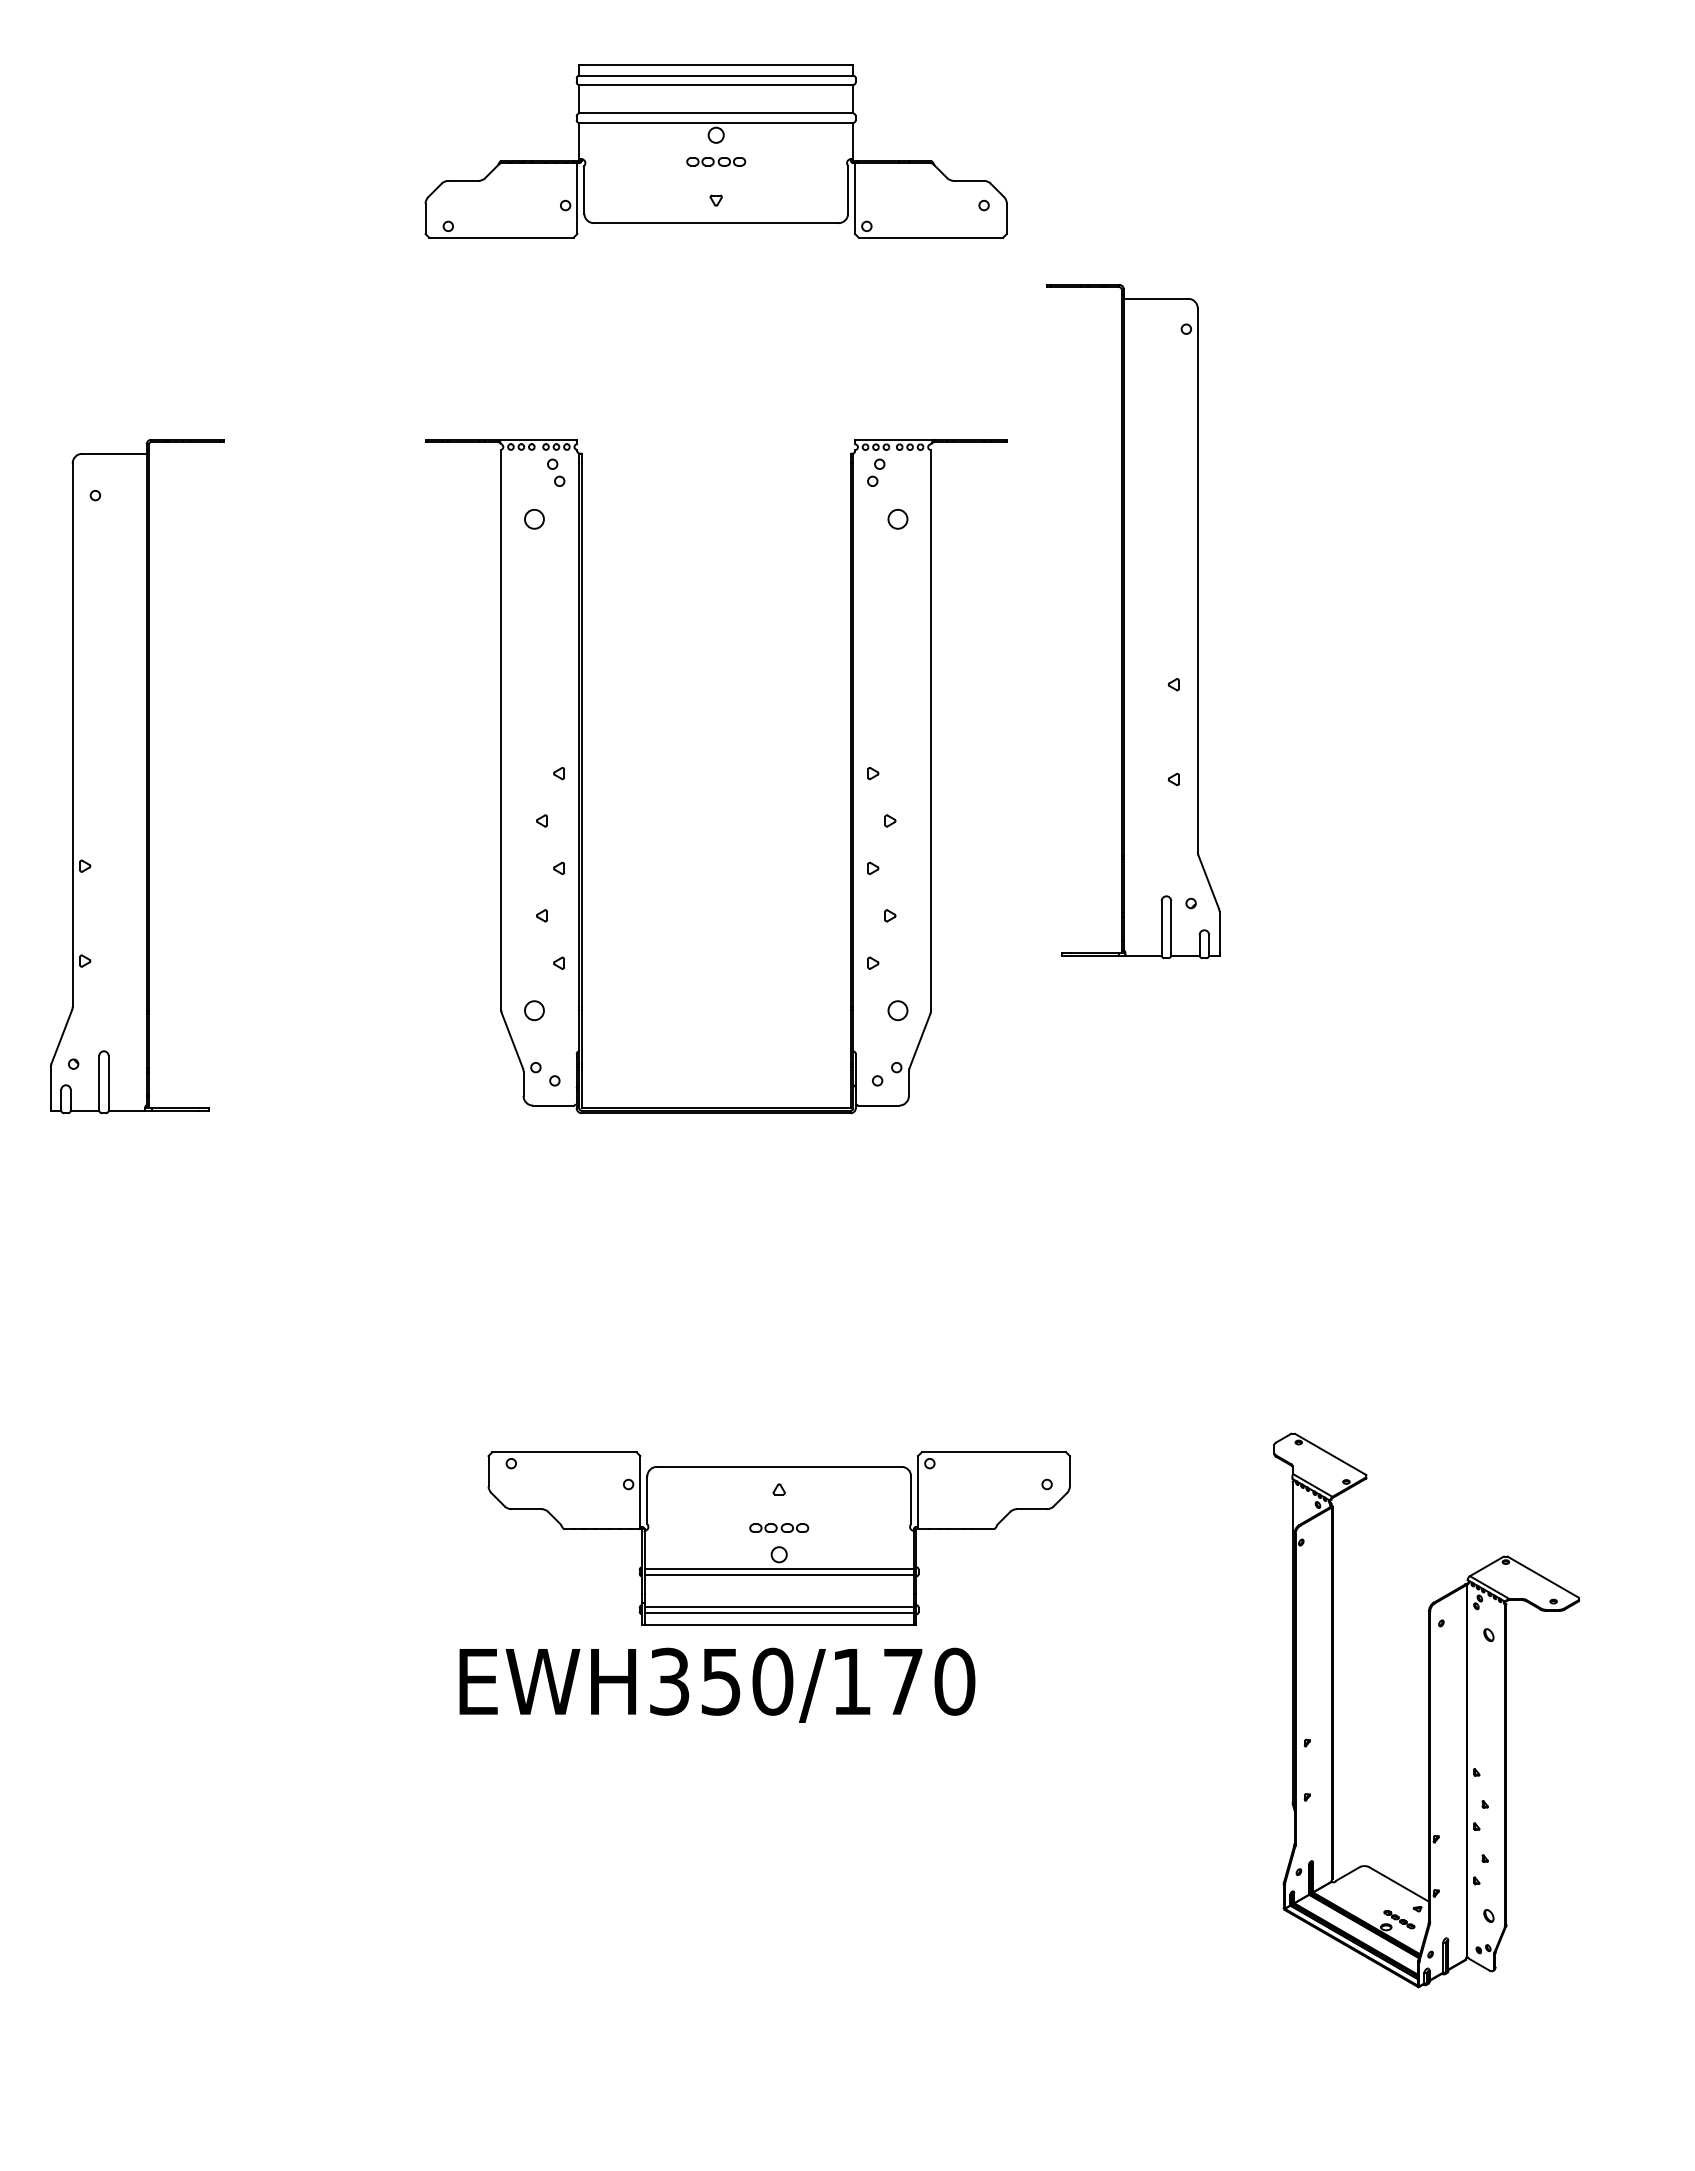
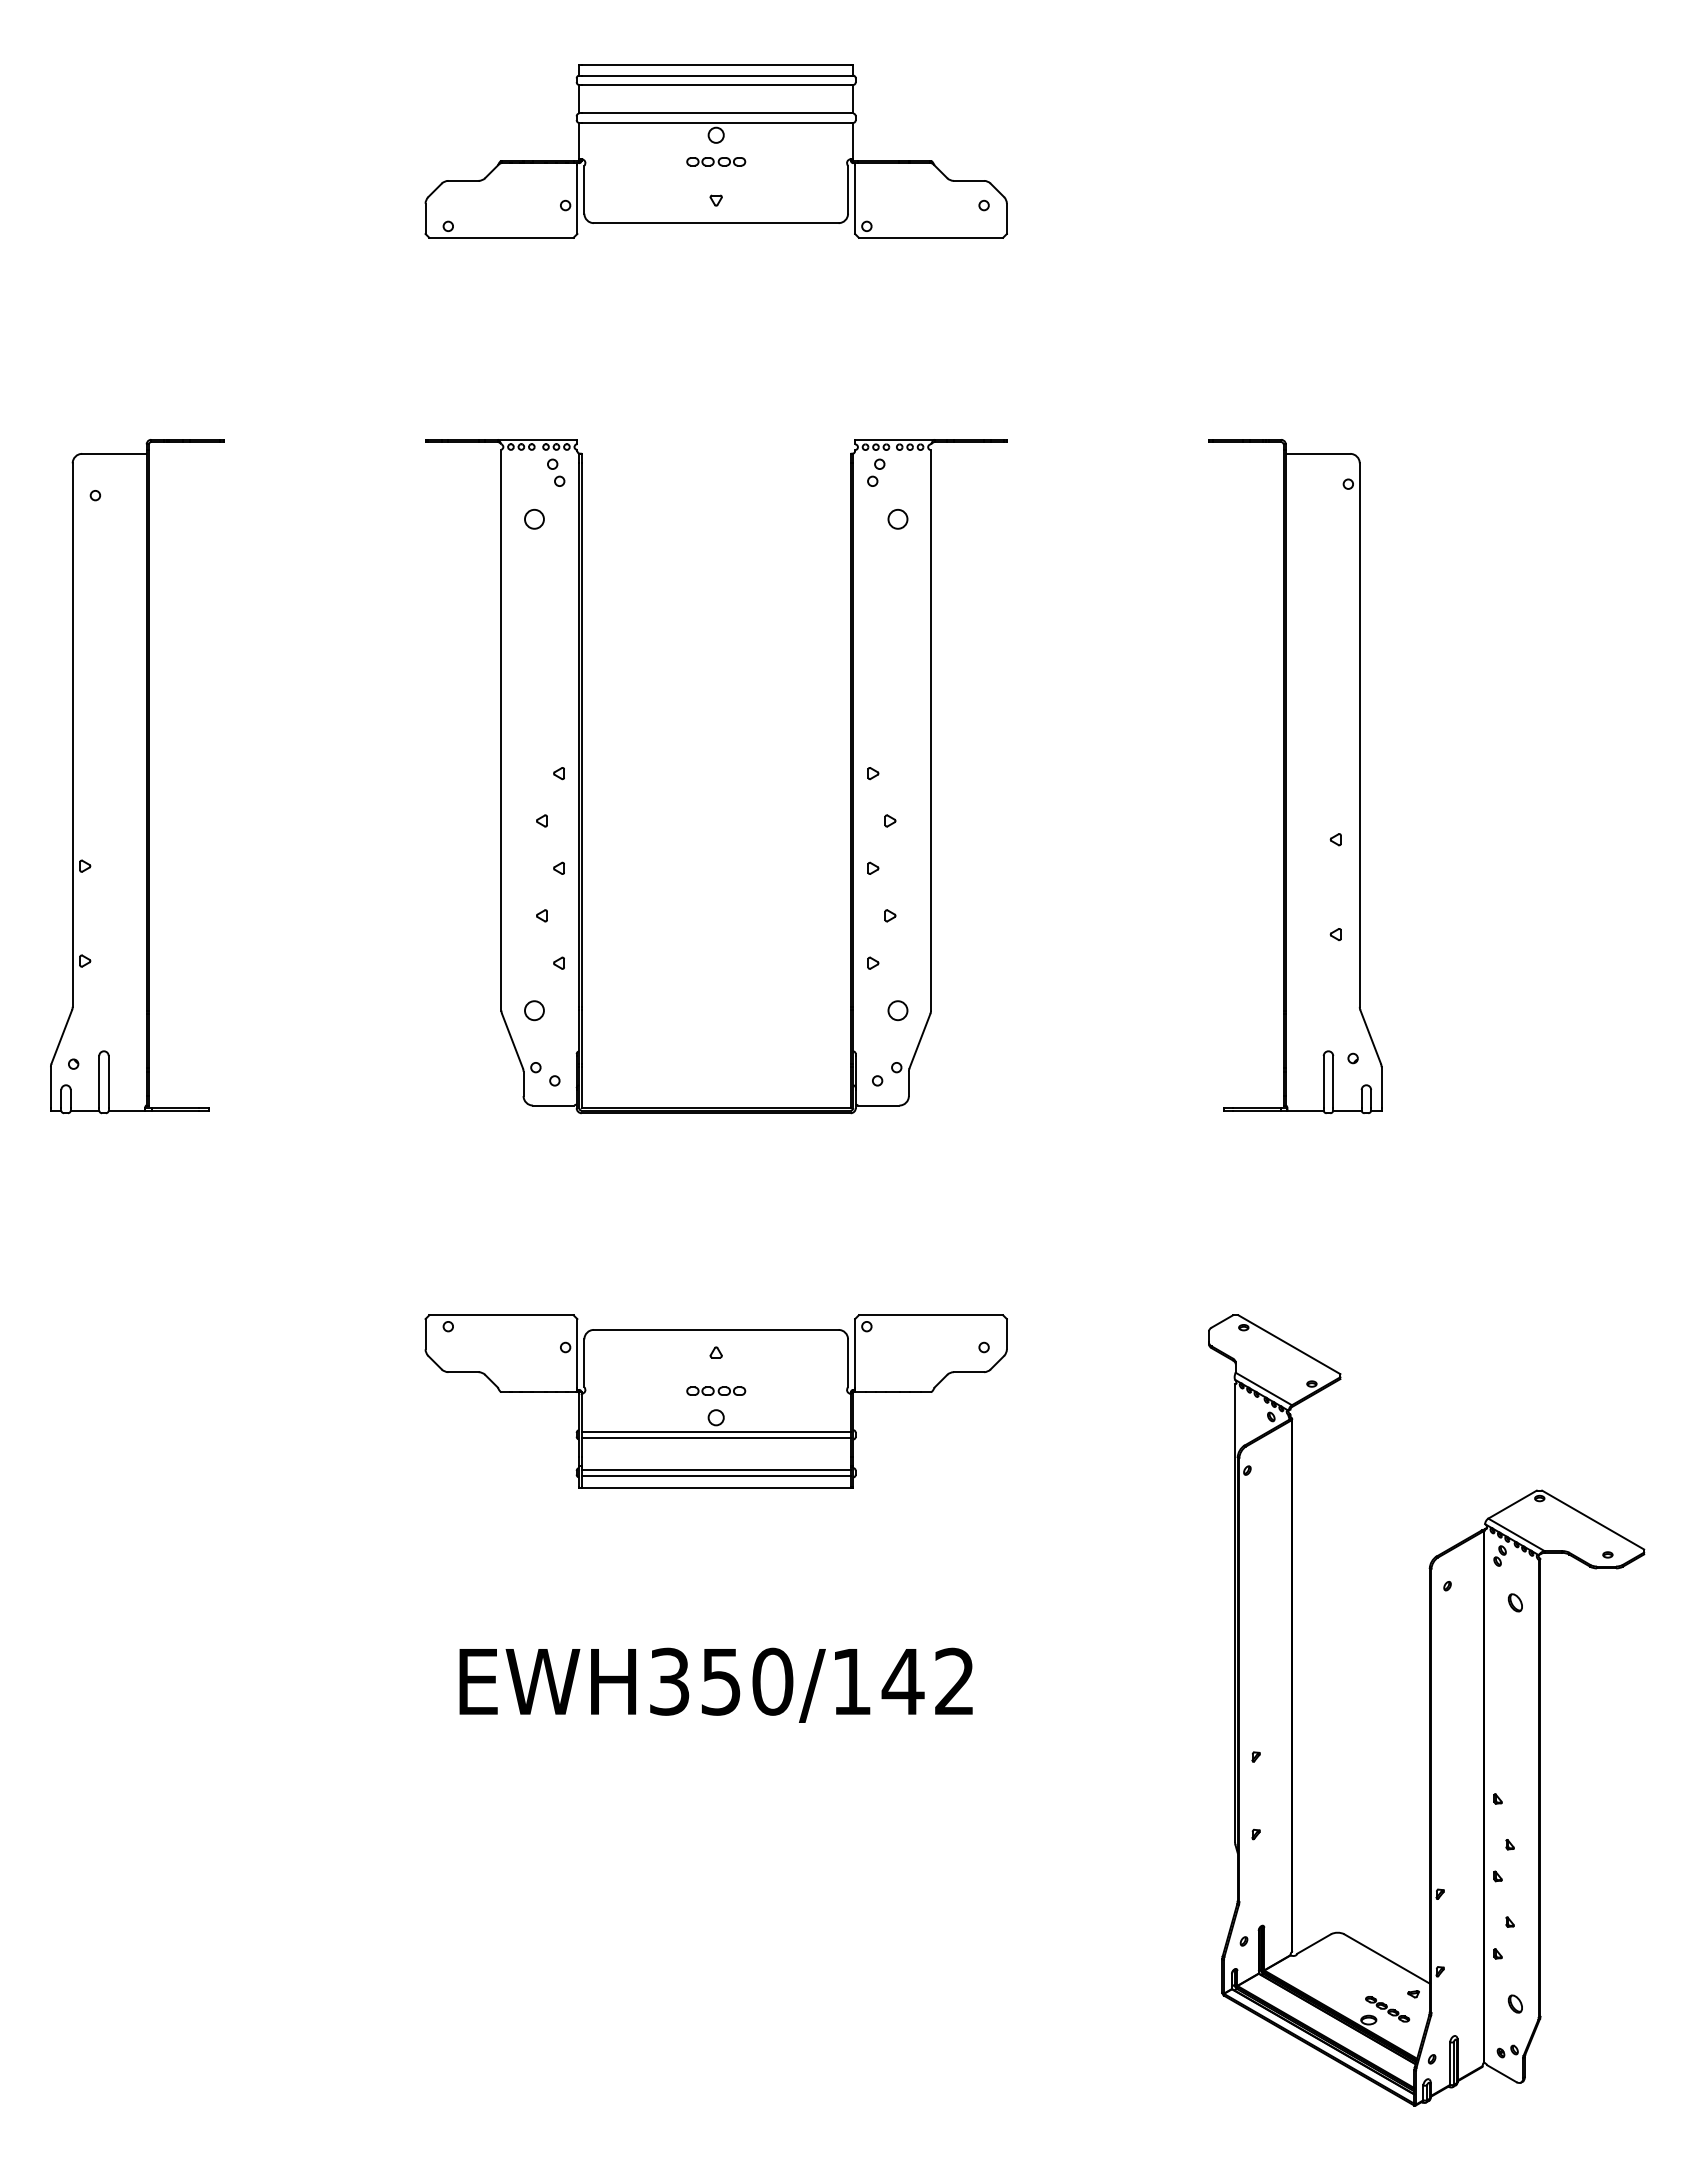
part position: (1133, 621) -> (1295, 776) (1295, 776)
part position: (778, 1538) -> (715, 1401) (715, 1401)
text: EWH350/170 -> EWH350/142 (928, 1681)
part size: 307x557 px -> 438x793 px (1426, 1710)
